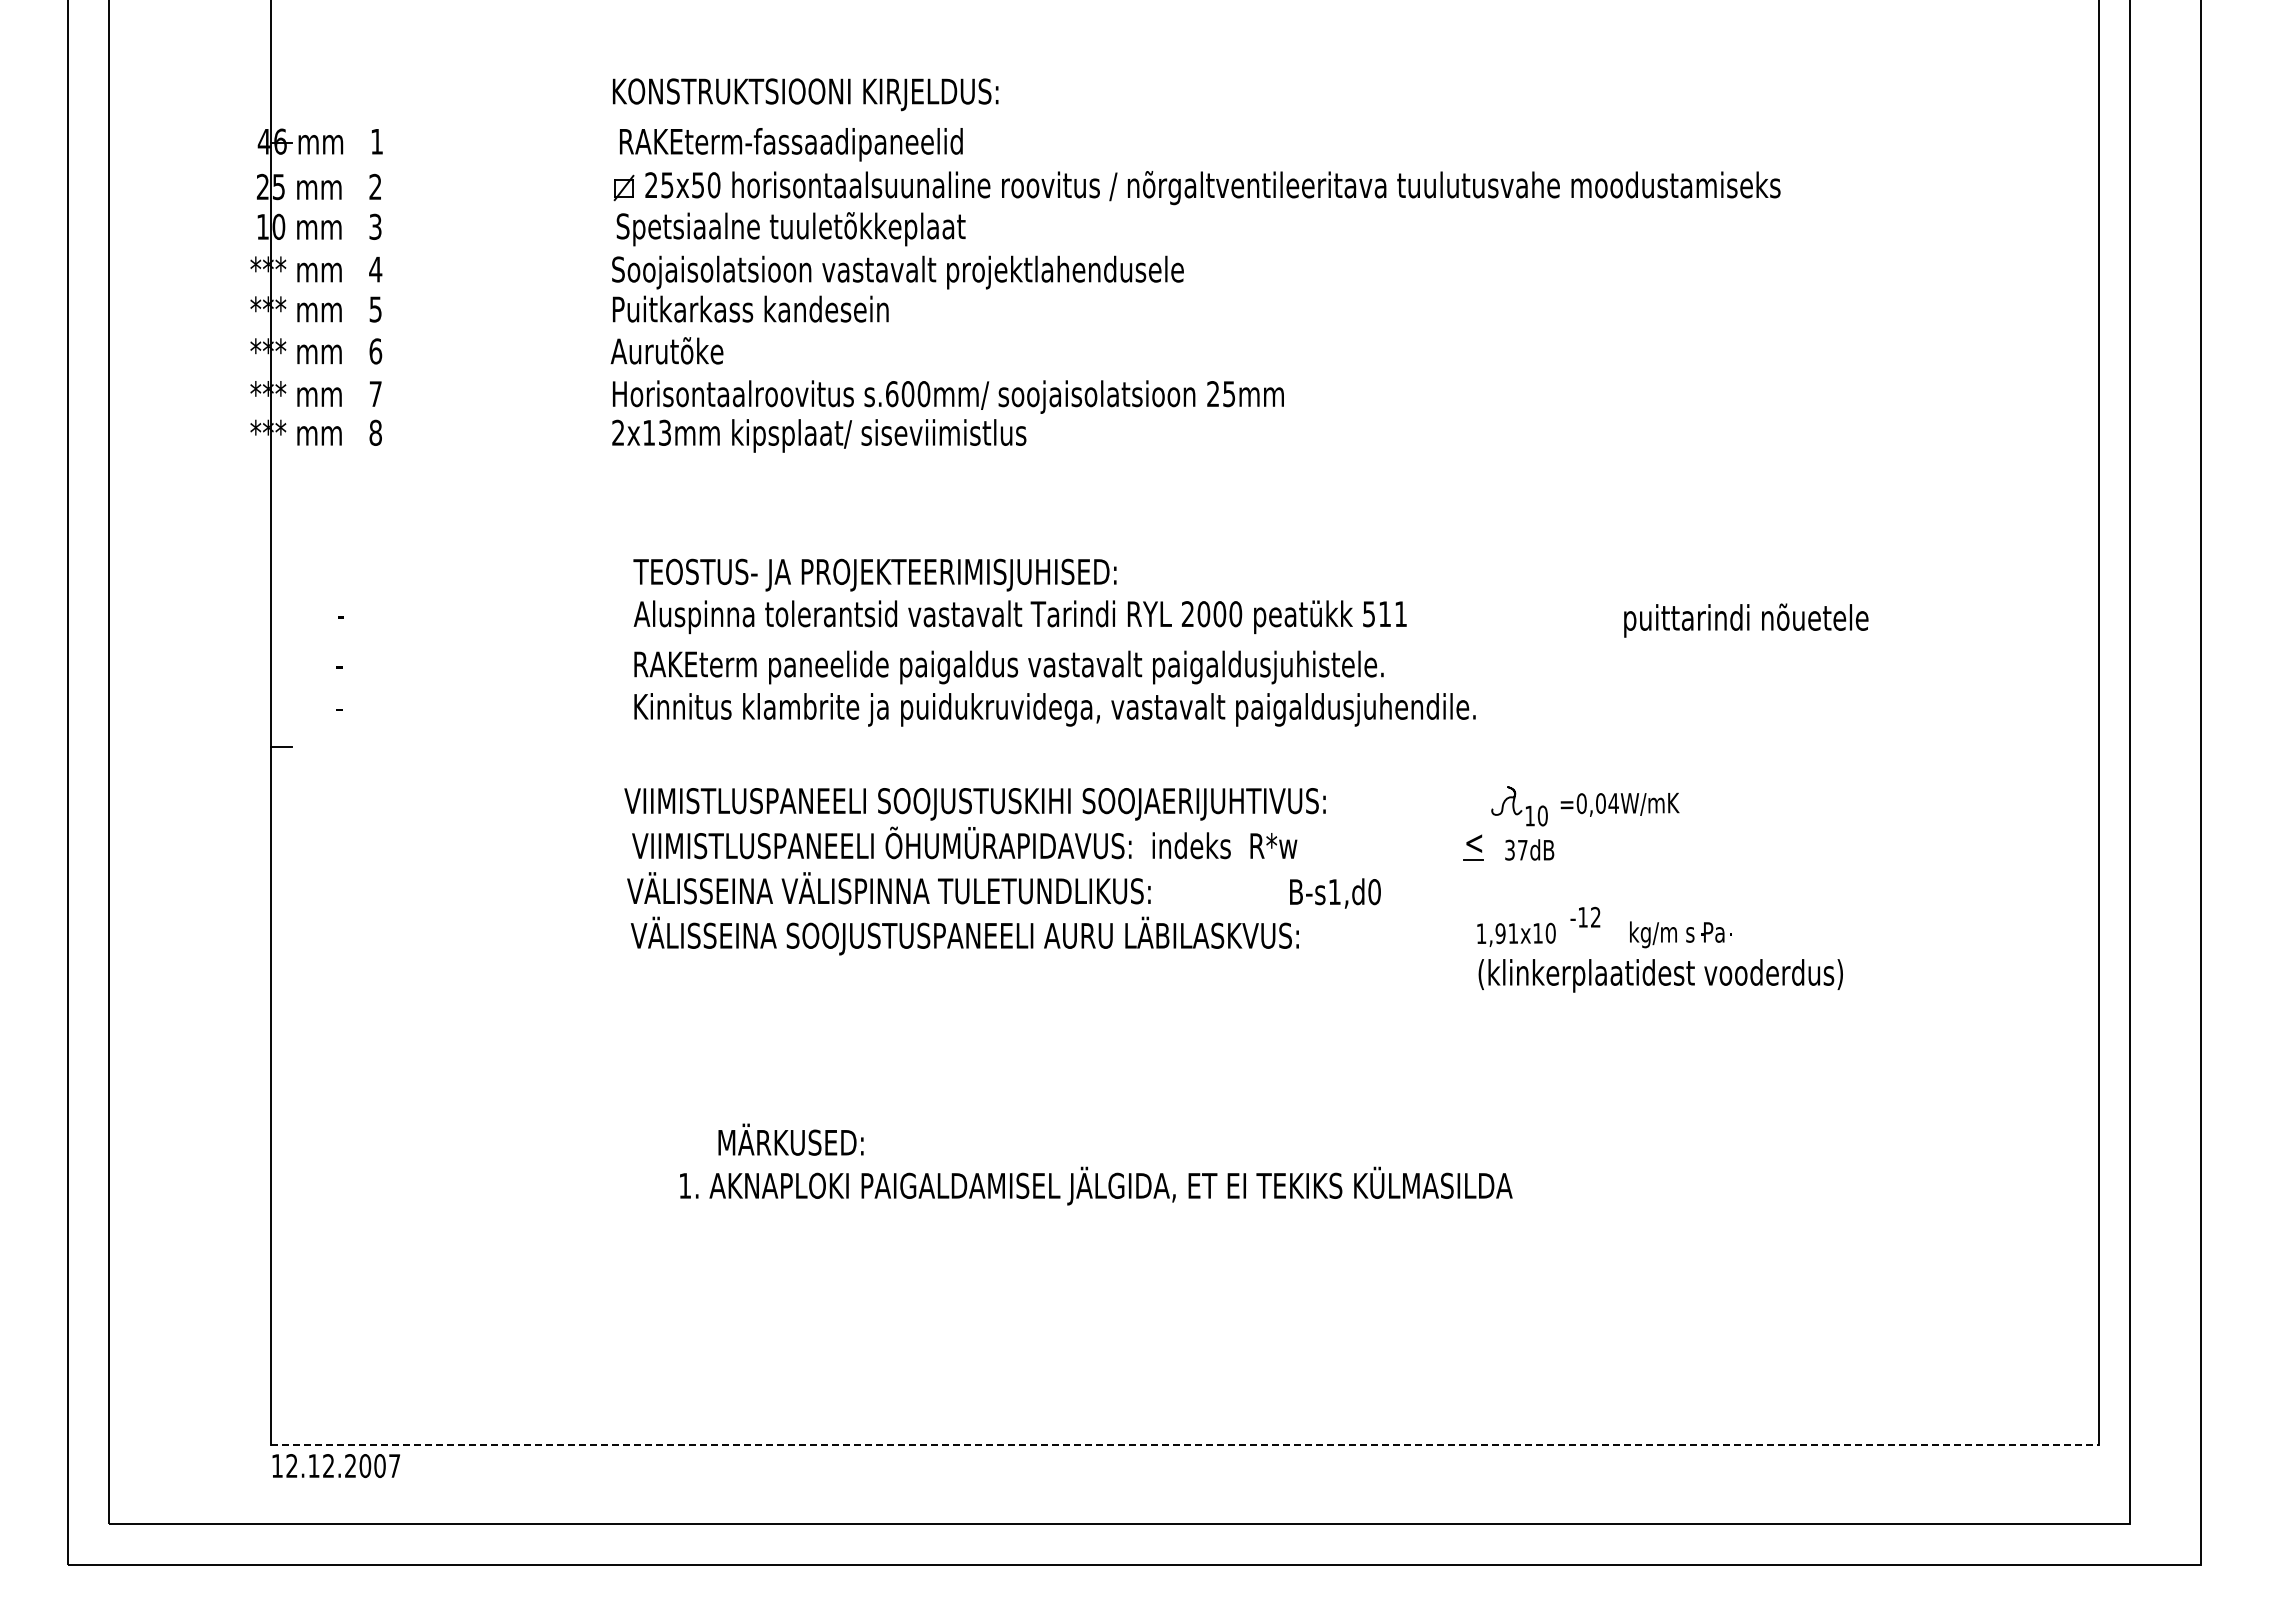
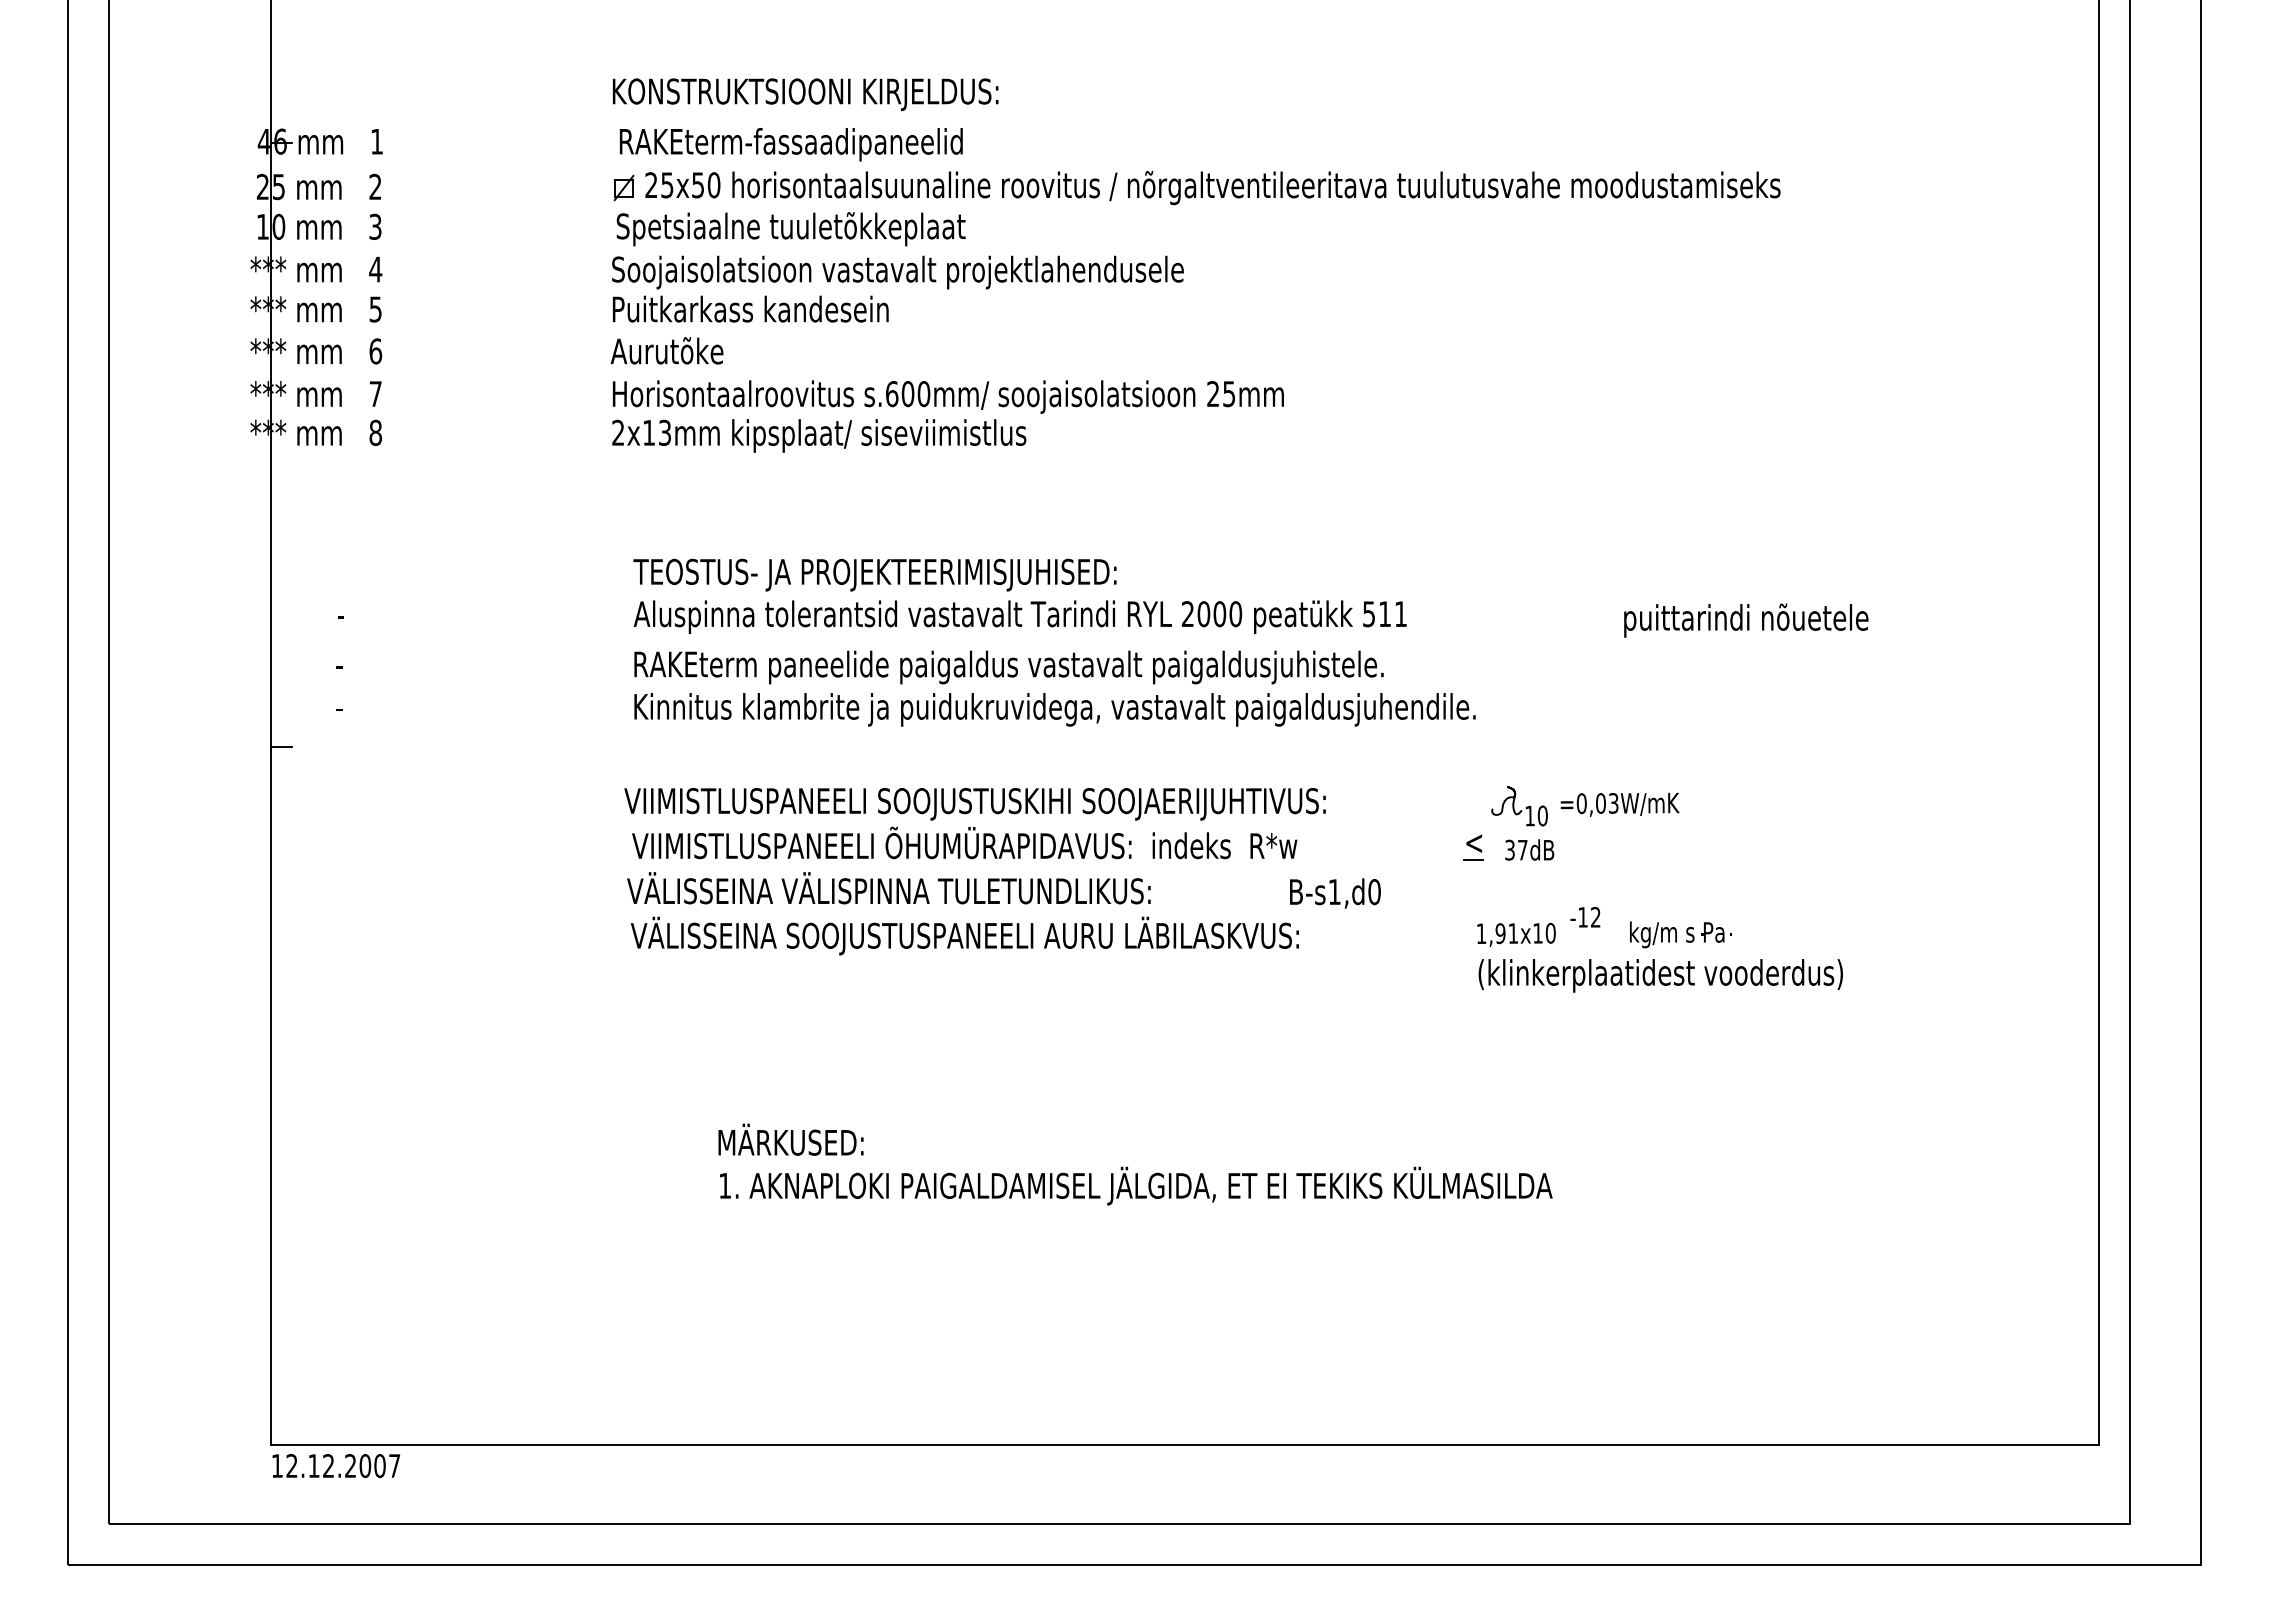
text: =0,04W/mK -> =0,03W/mK (1613, 803)
text position: (1096, 1185) -> (1136, 1185) (1136, 1185)
line: dashed -> solid (1185, 1444)
